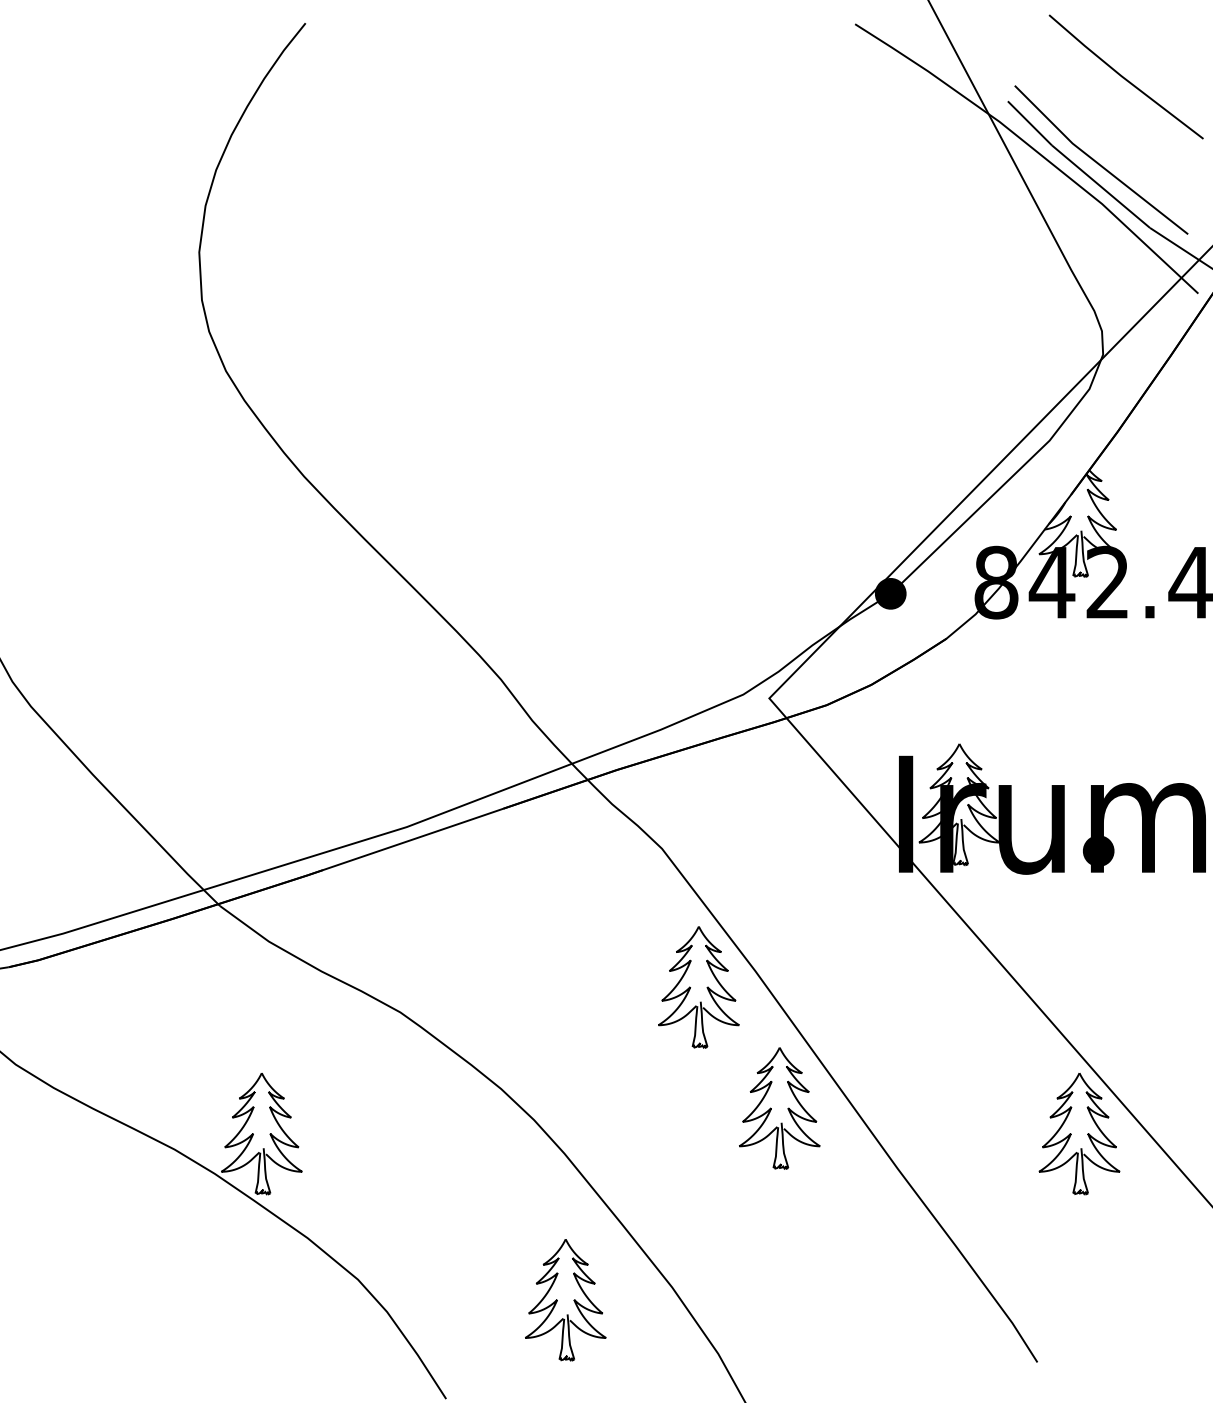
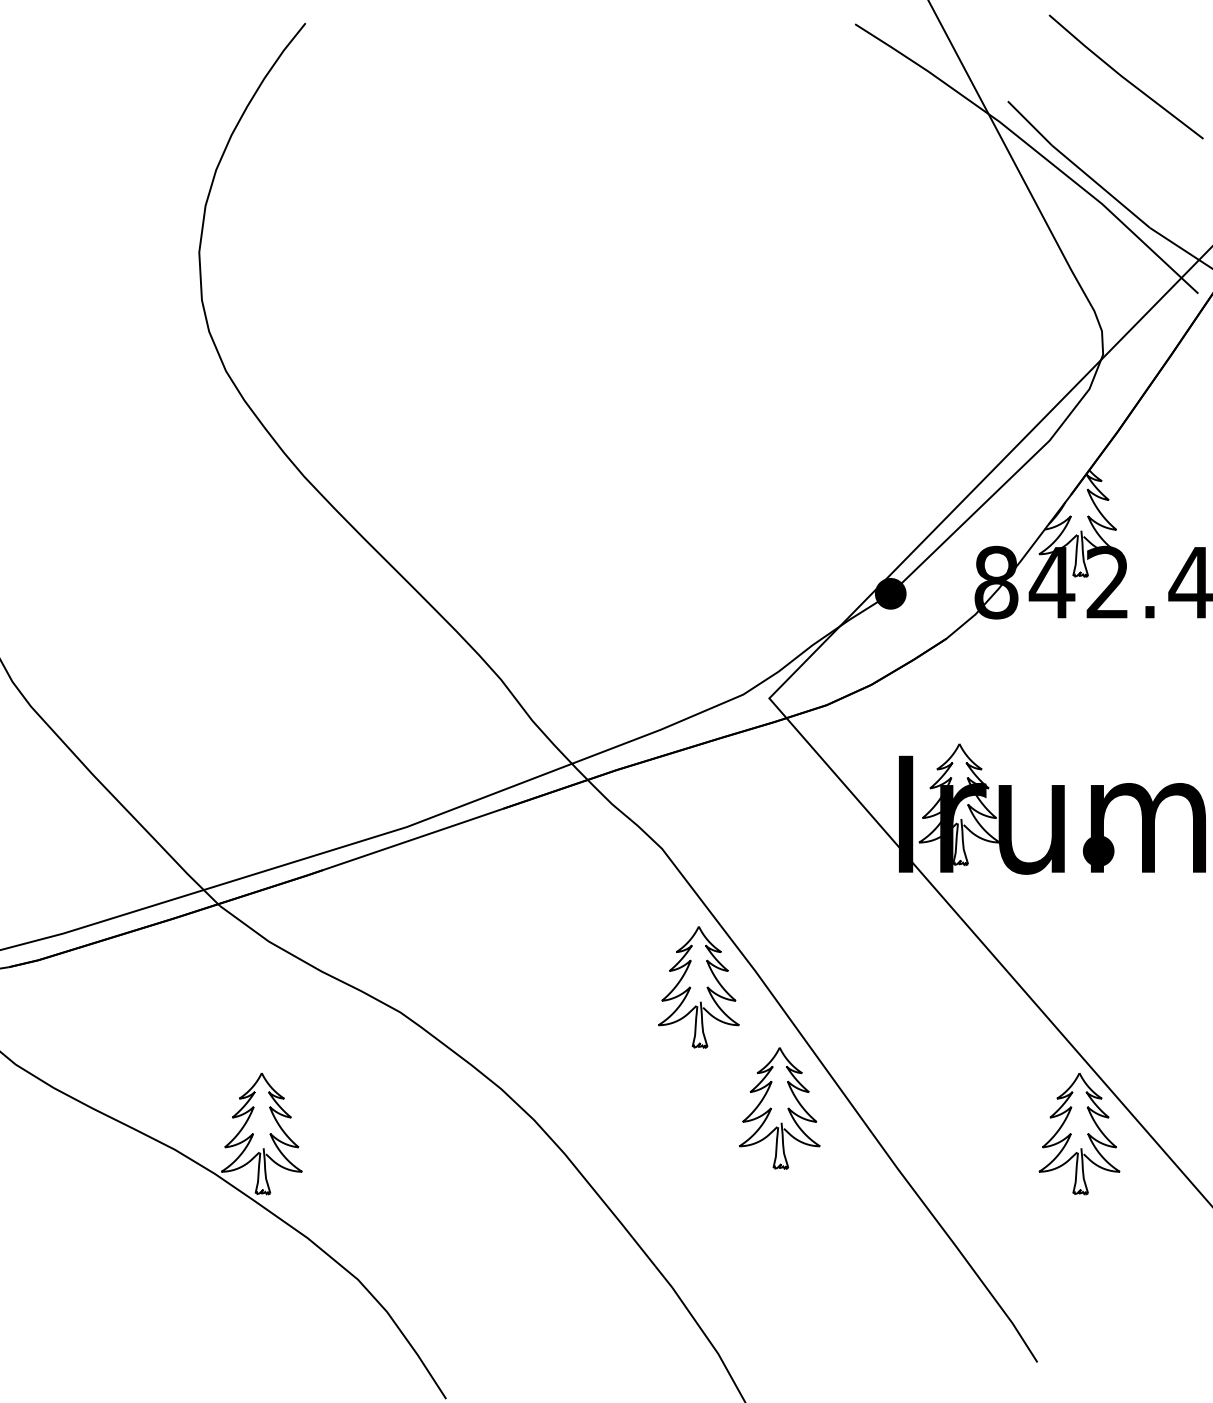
line: present -> none (1098, 162)
part: present -> none (565, 1300)
